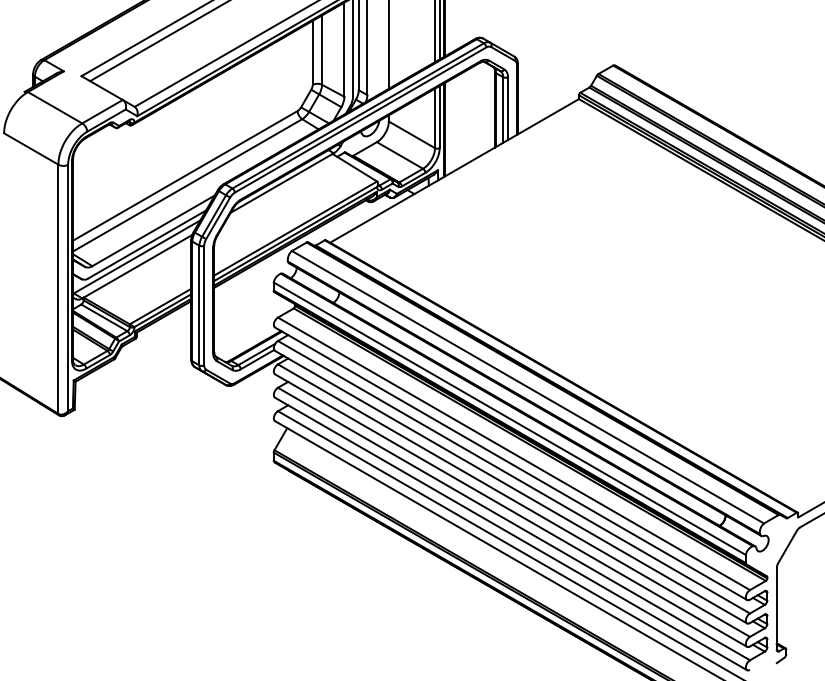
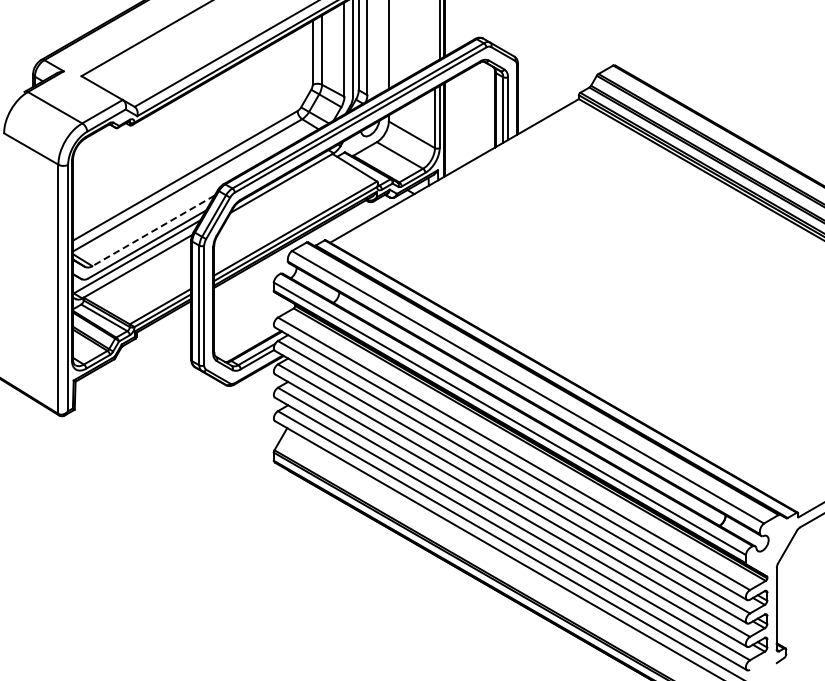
line: present -> none (434, 32)
line: present -> none (158, 41)
line: solid -> dashed (153, 230)
